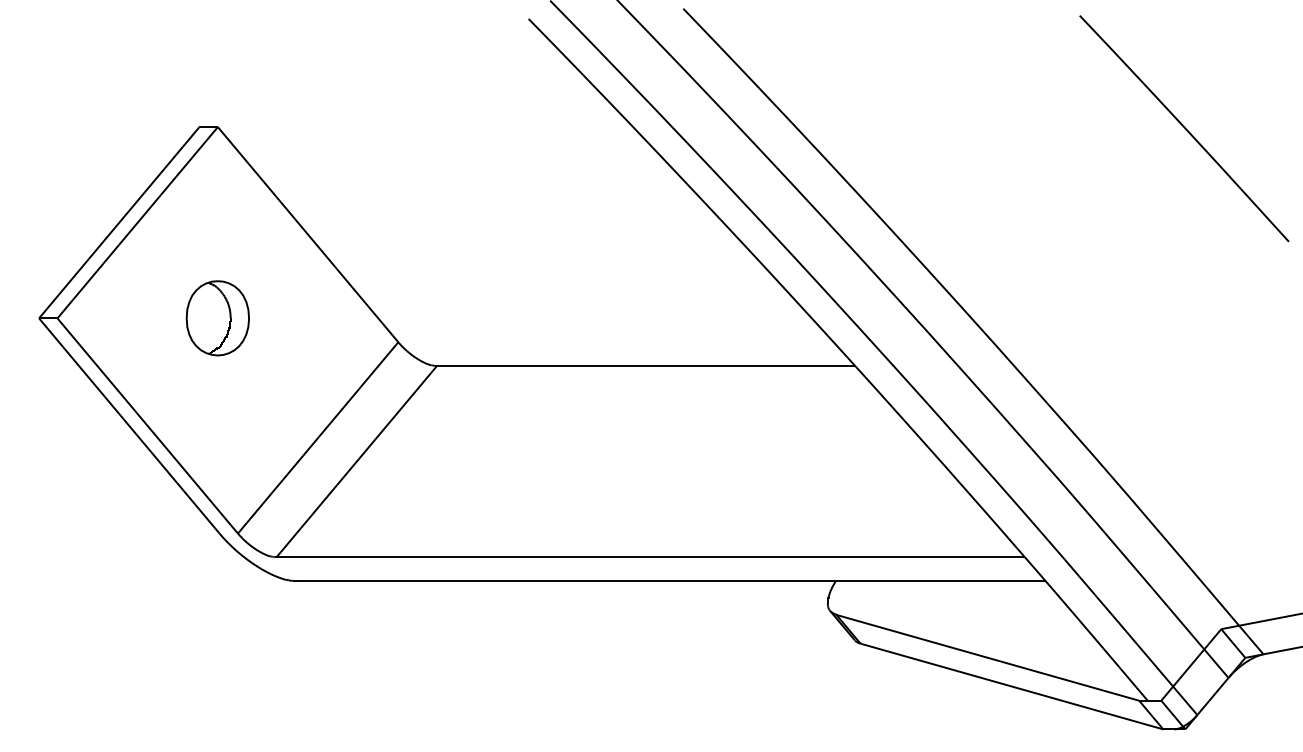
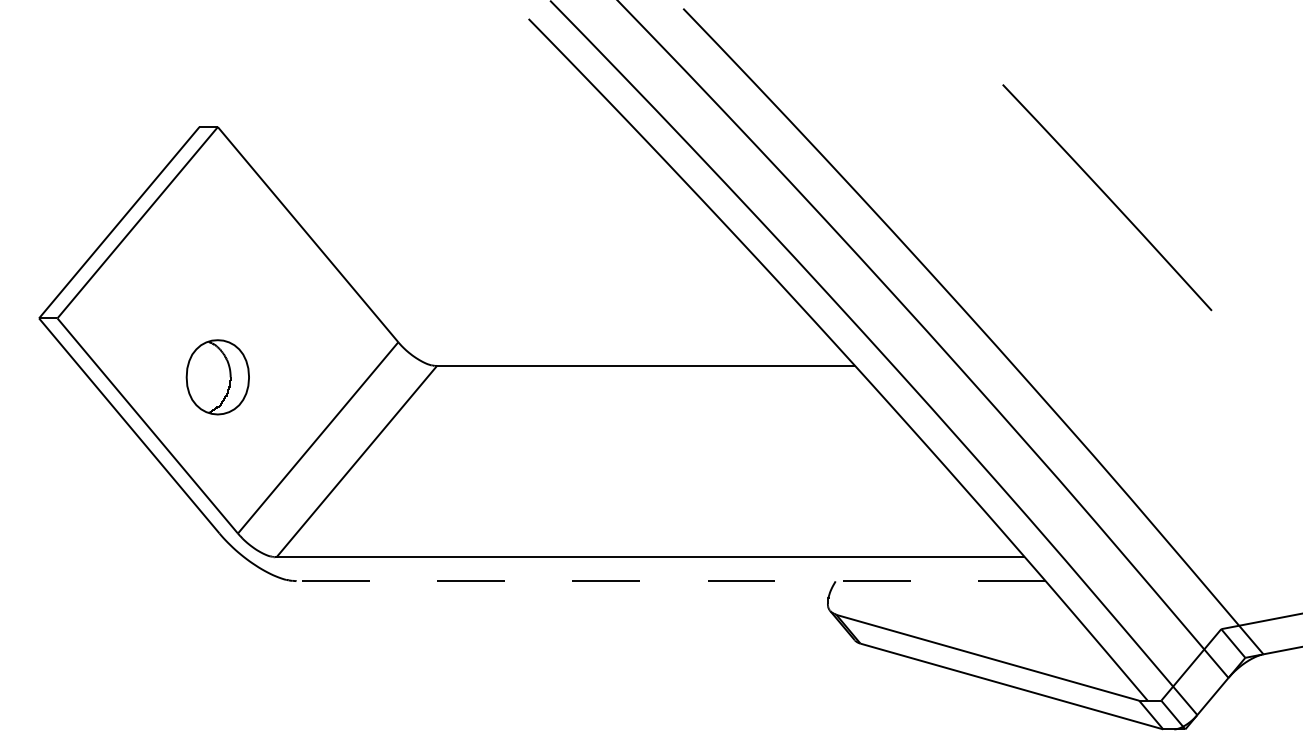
curve position: (1184, 128) -> (1107, 197) (1107, 197)
part position: (217, 318) -> (217, 377) (217, 377)
line: solid -> dashed (671, 581)
